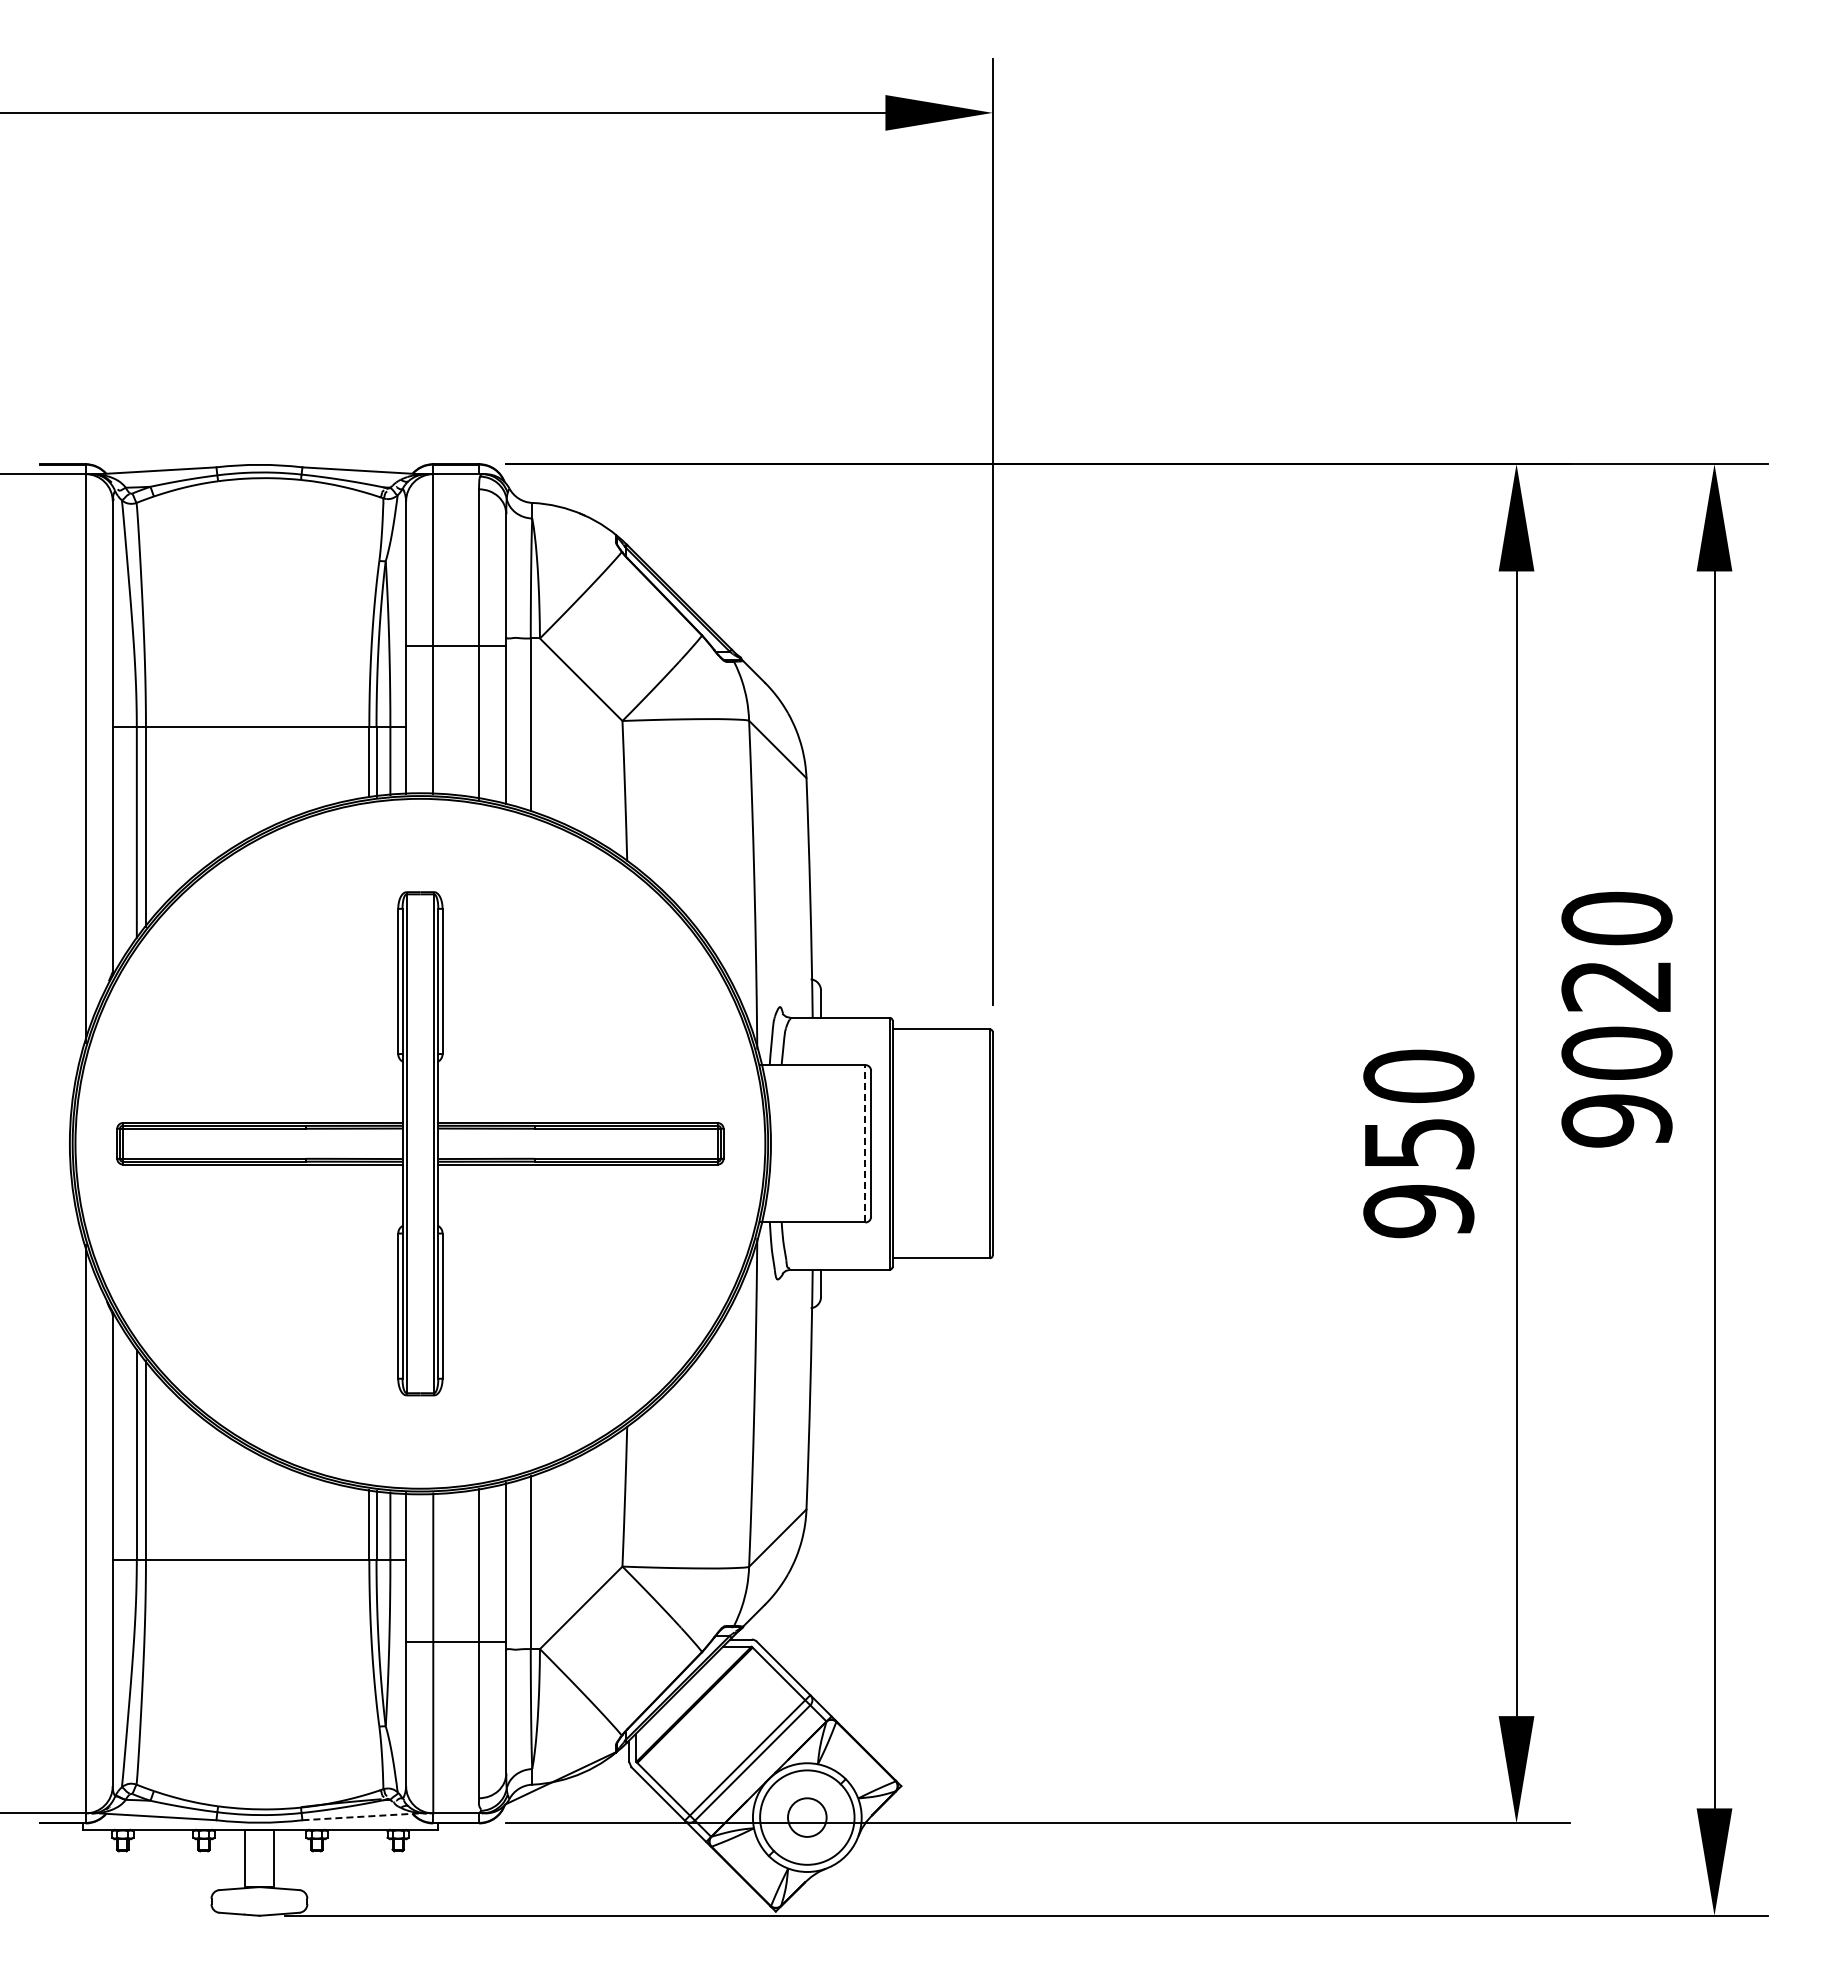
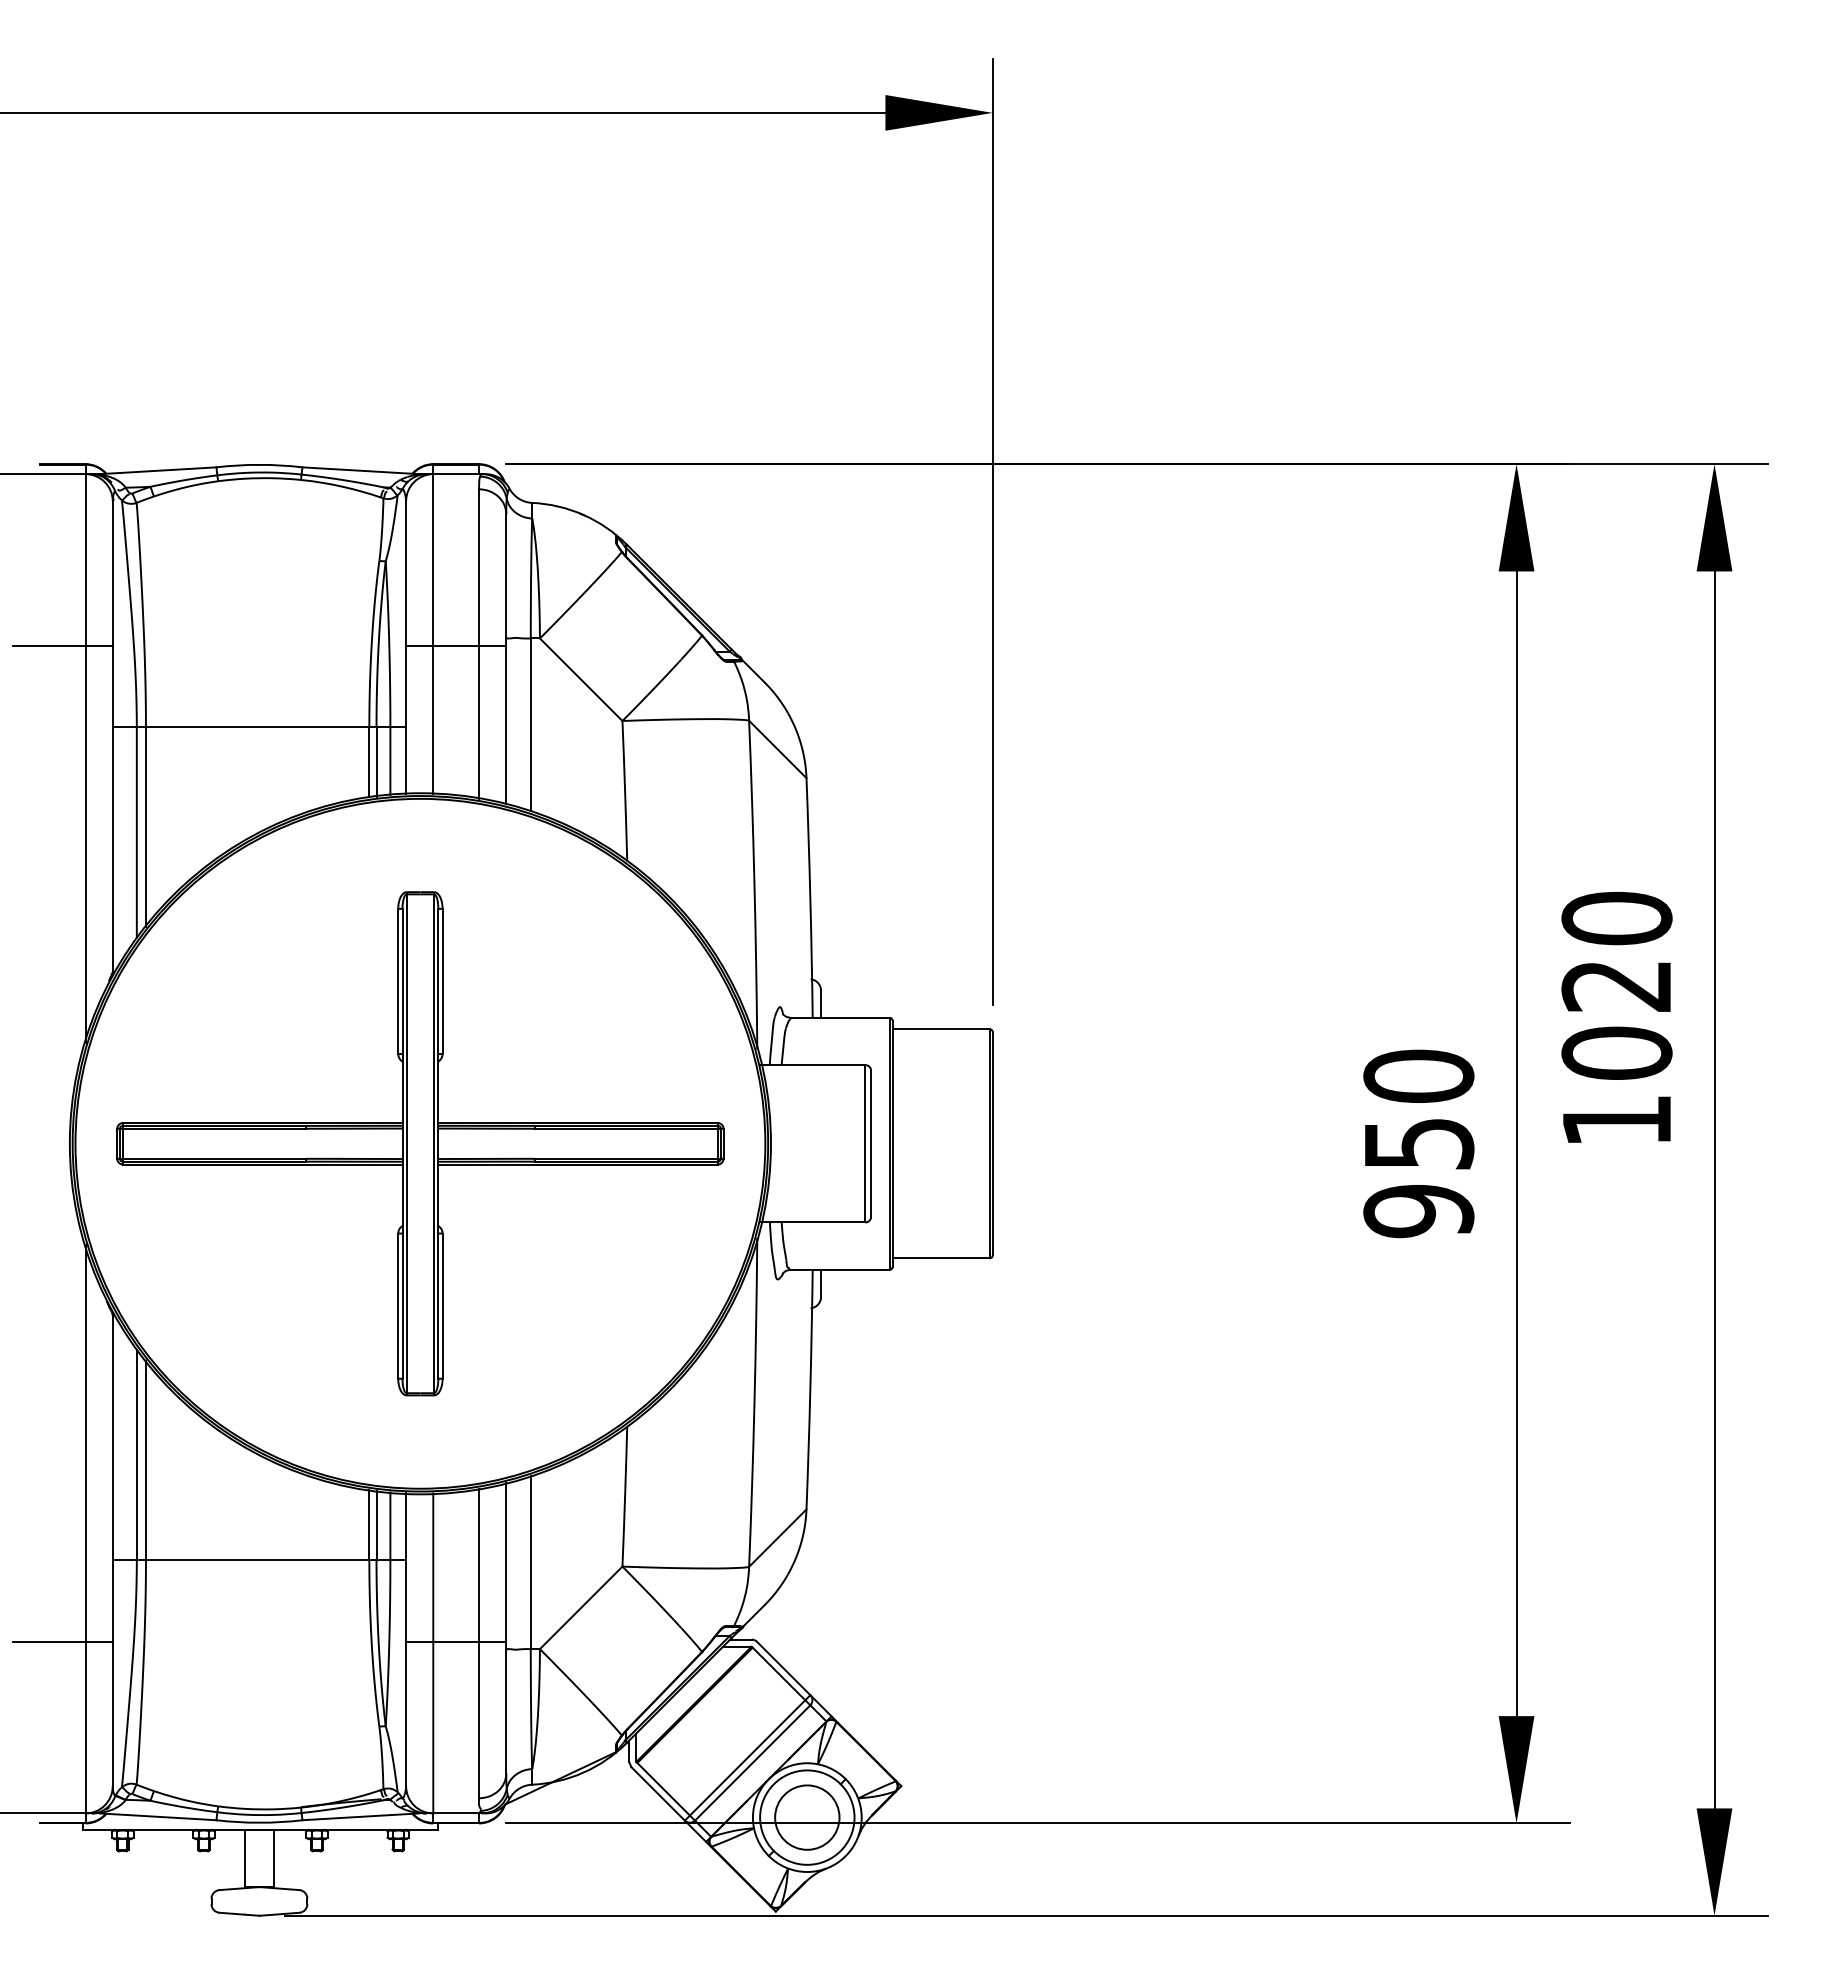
line: none -> present (62, 645)
text: 9020 -> 1020 (1616, 1120)
line: dashed -> solid (865, 1143)
line: none -> present (62, 1641)
line: dashed -> solid (361, 1816)
circle diameter: 39 px -> 64 px (807, 1817)
